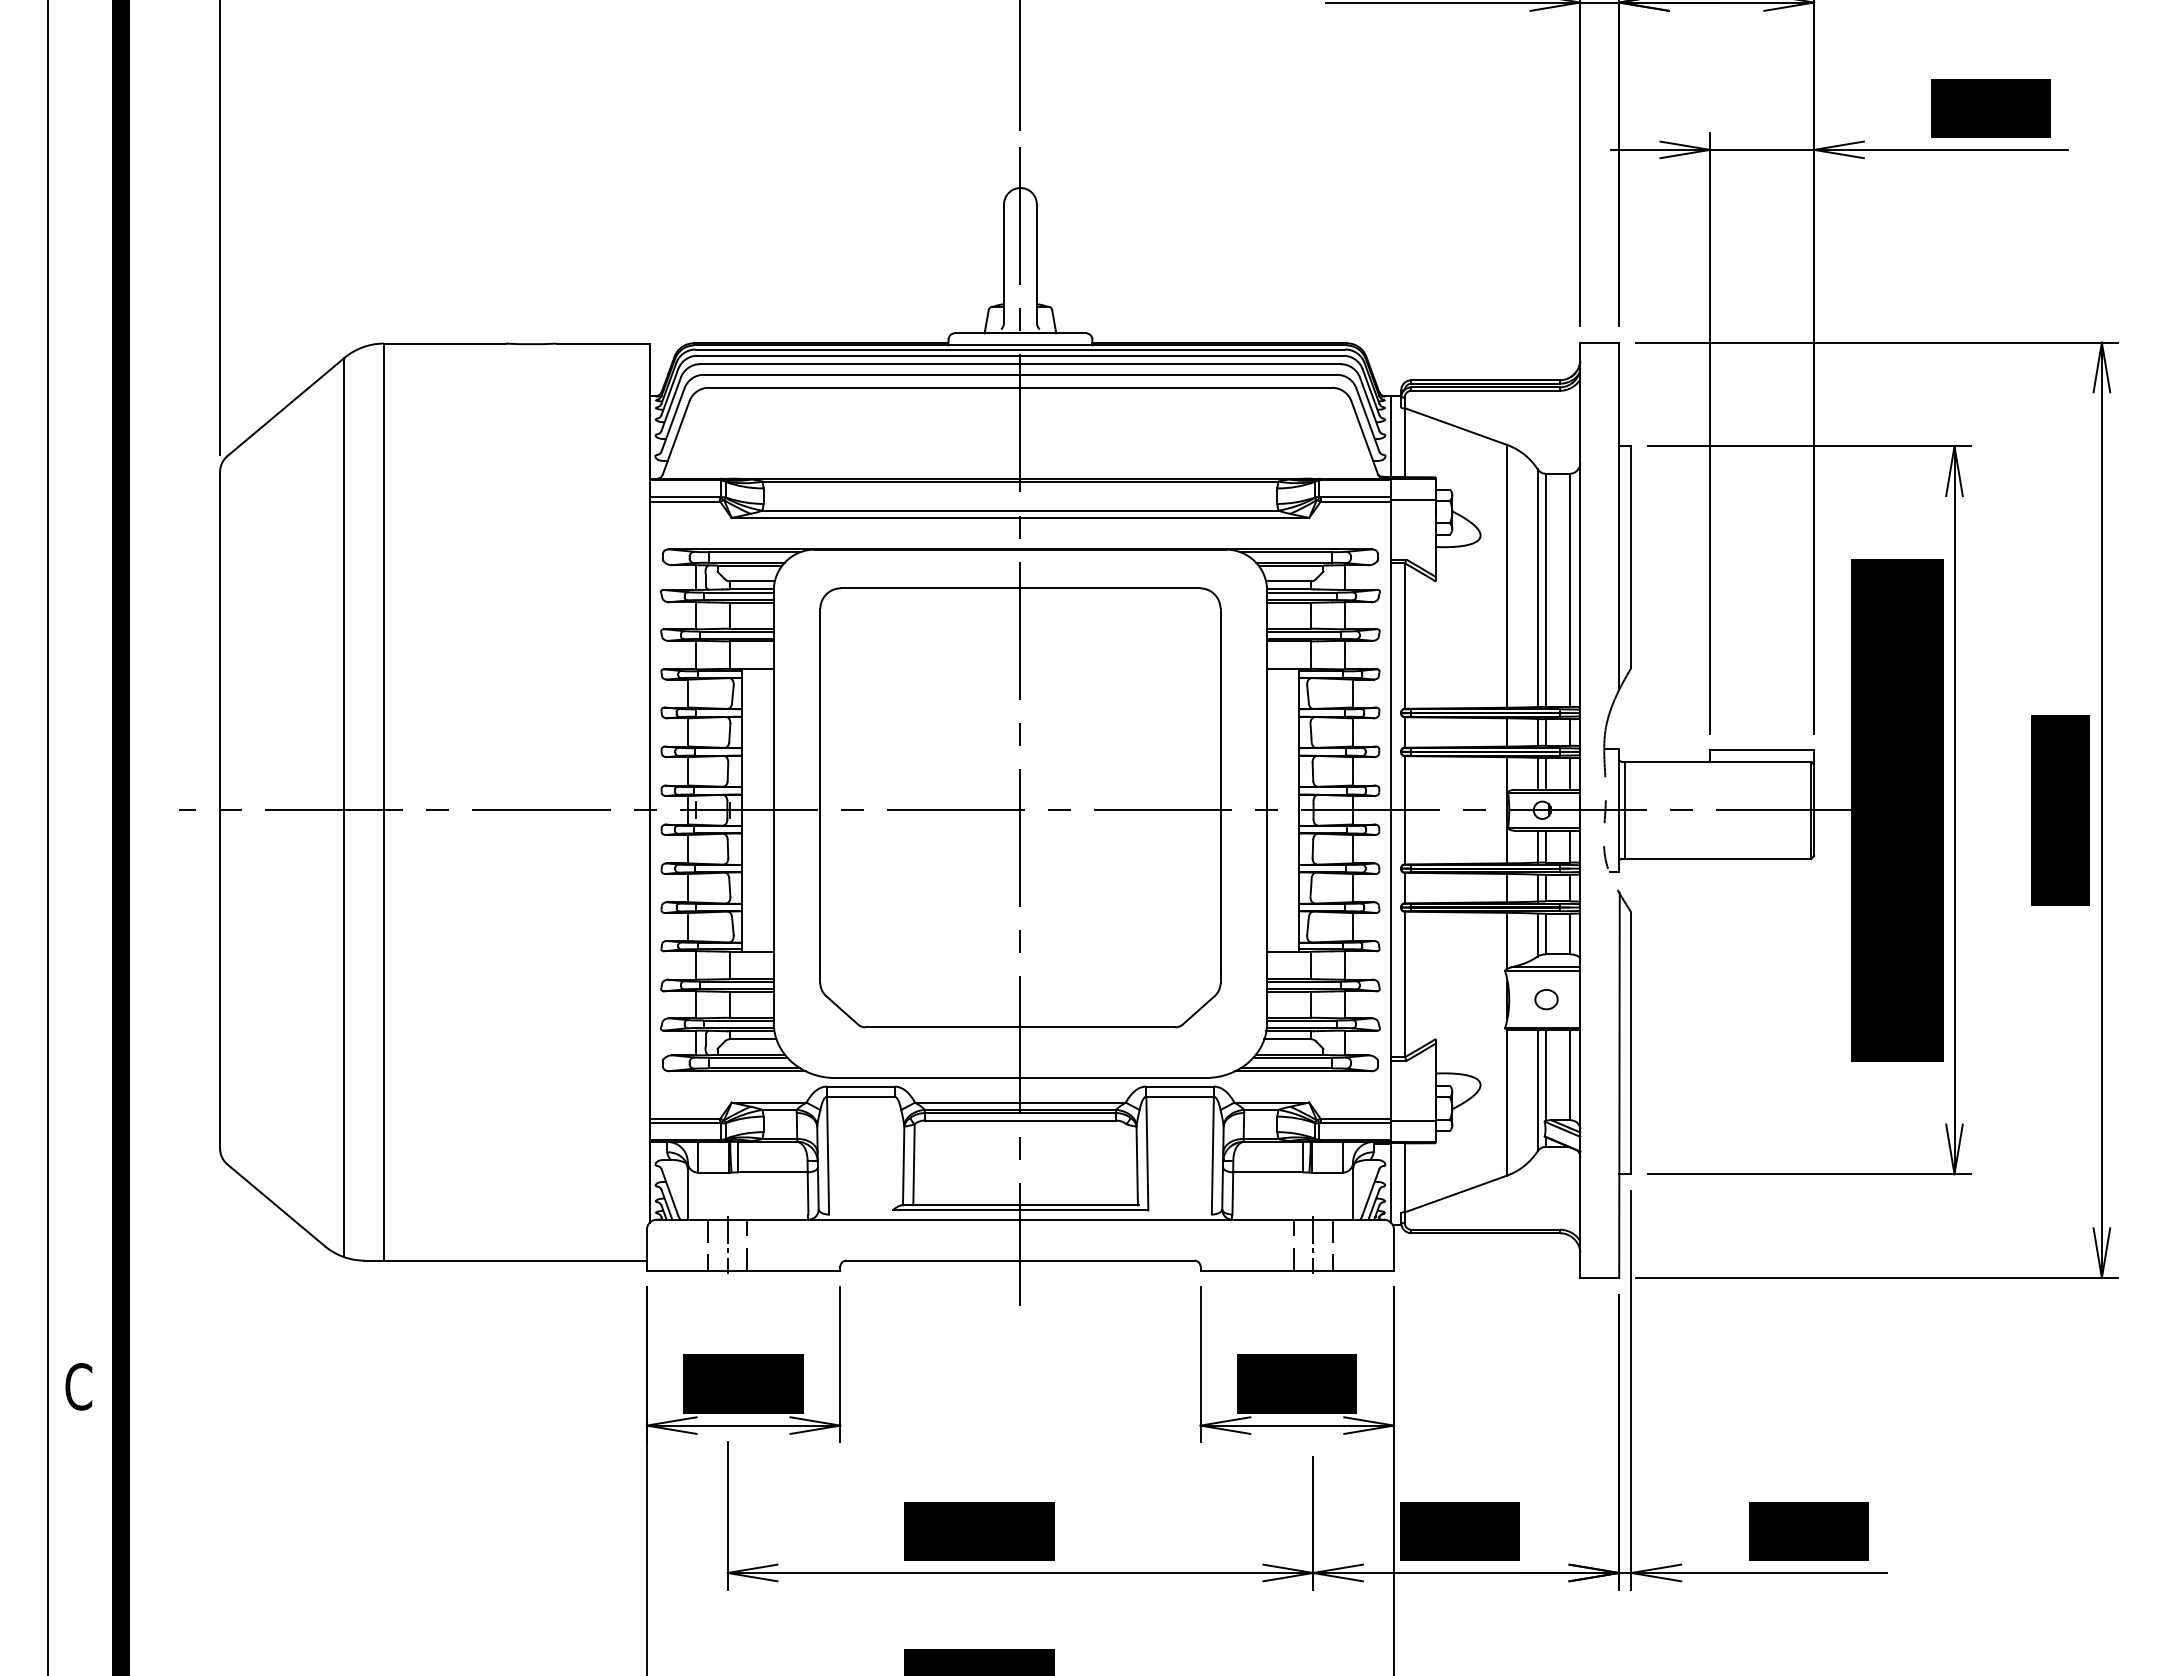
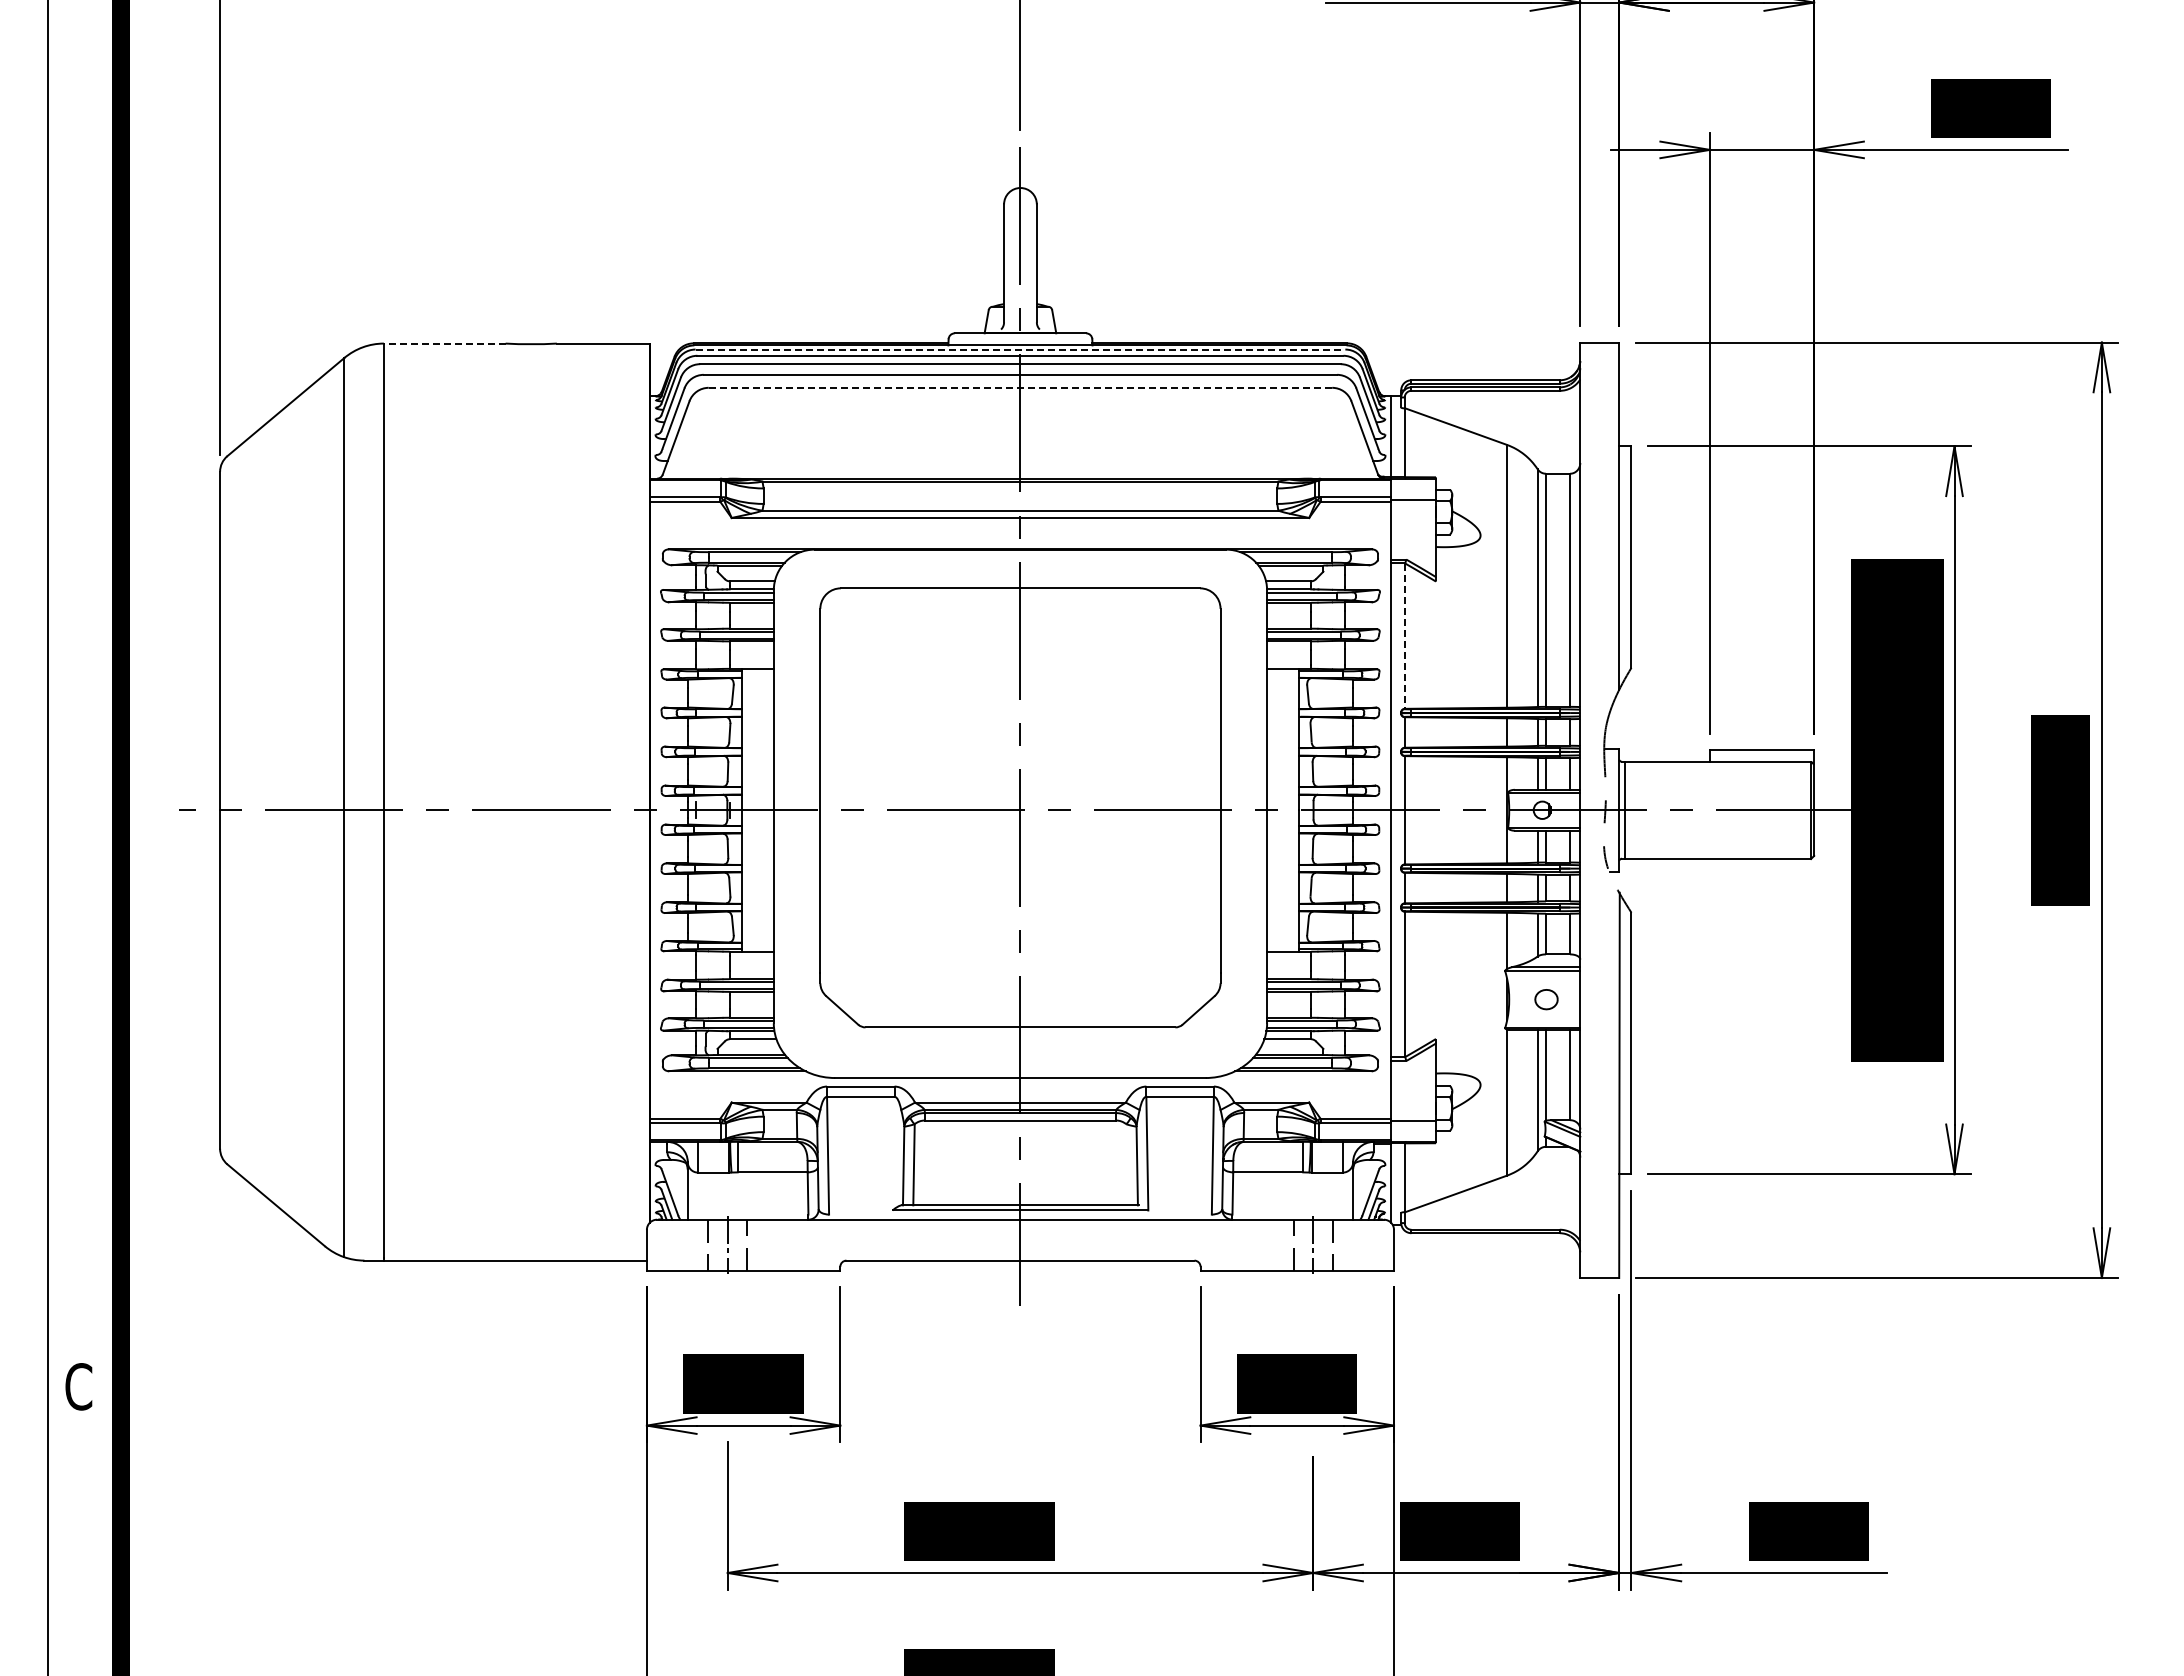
line: solid -> dashed (444, 343)
line: solid -> dashed (1020, 349)
line: solid -> dashed (1020, 387)
line: solid -> dashed (1405, 636)
